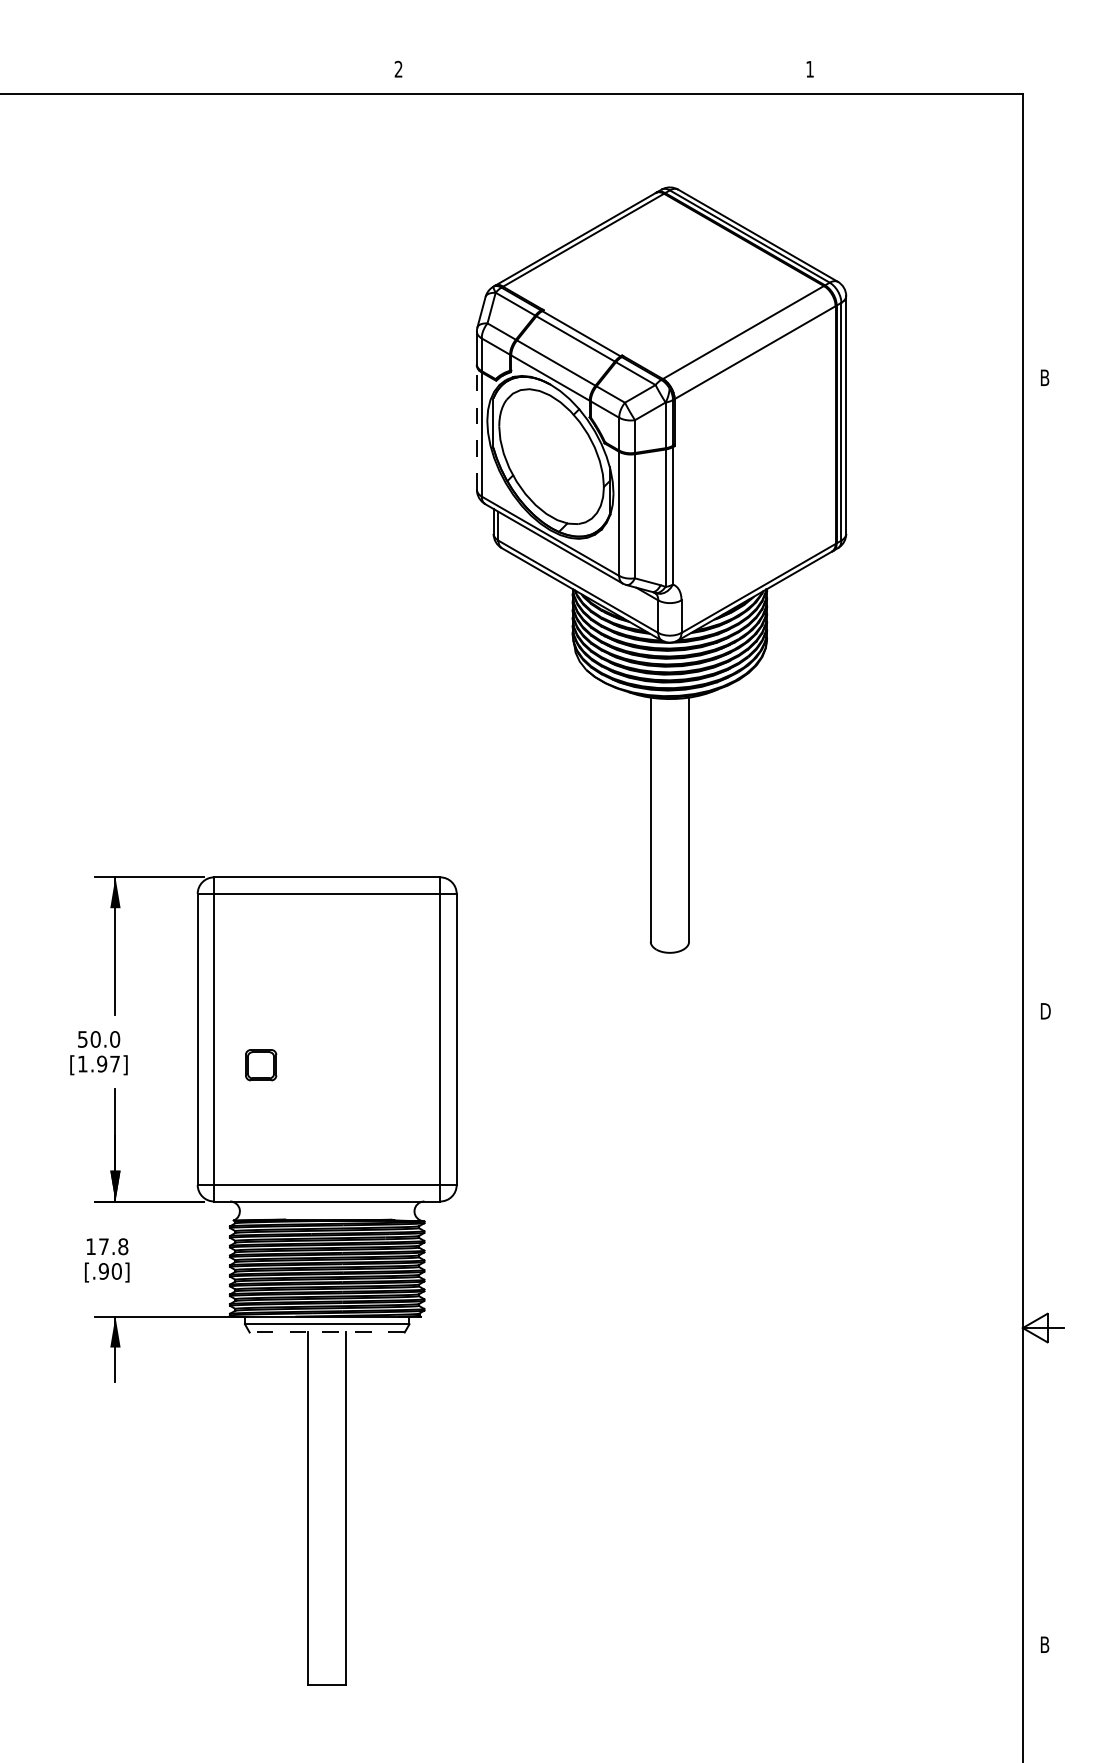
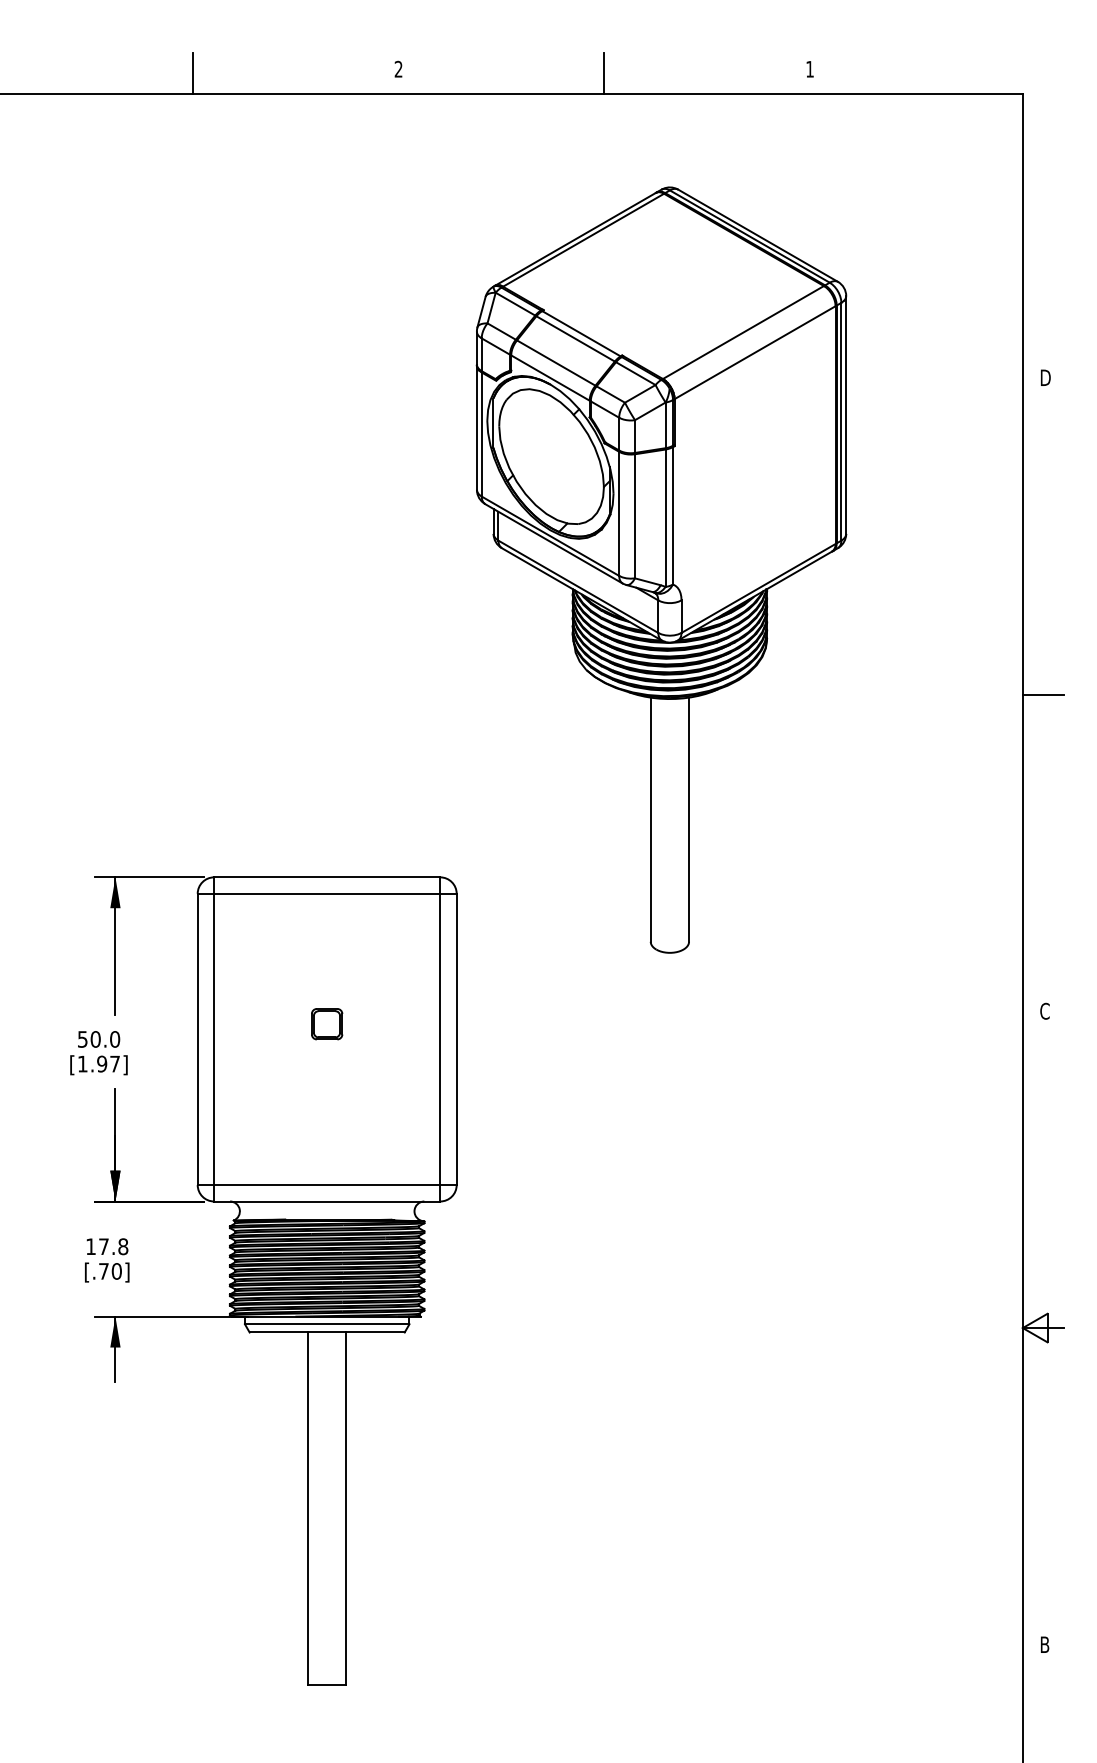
line: none -> present (193, 73)
line: none -> present (604, 73)
text: B -> D (1046, 377)
line: dashed -> solid (476, 427)
line: none -> present (1042, 694)
text: D -> C (1045, 1010)
part position: (261, 1065) -> (327, 1024) (327, 1024)
text: [.90] -> [.70] (103, 1271)
line: dashed -> solid (327, 1332)
